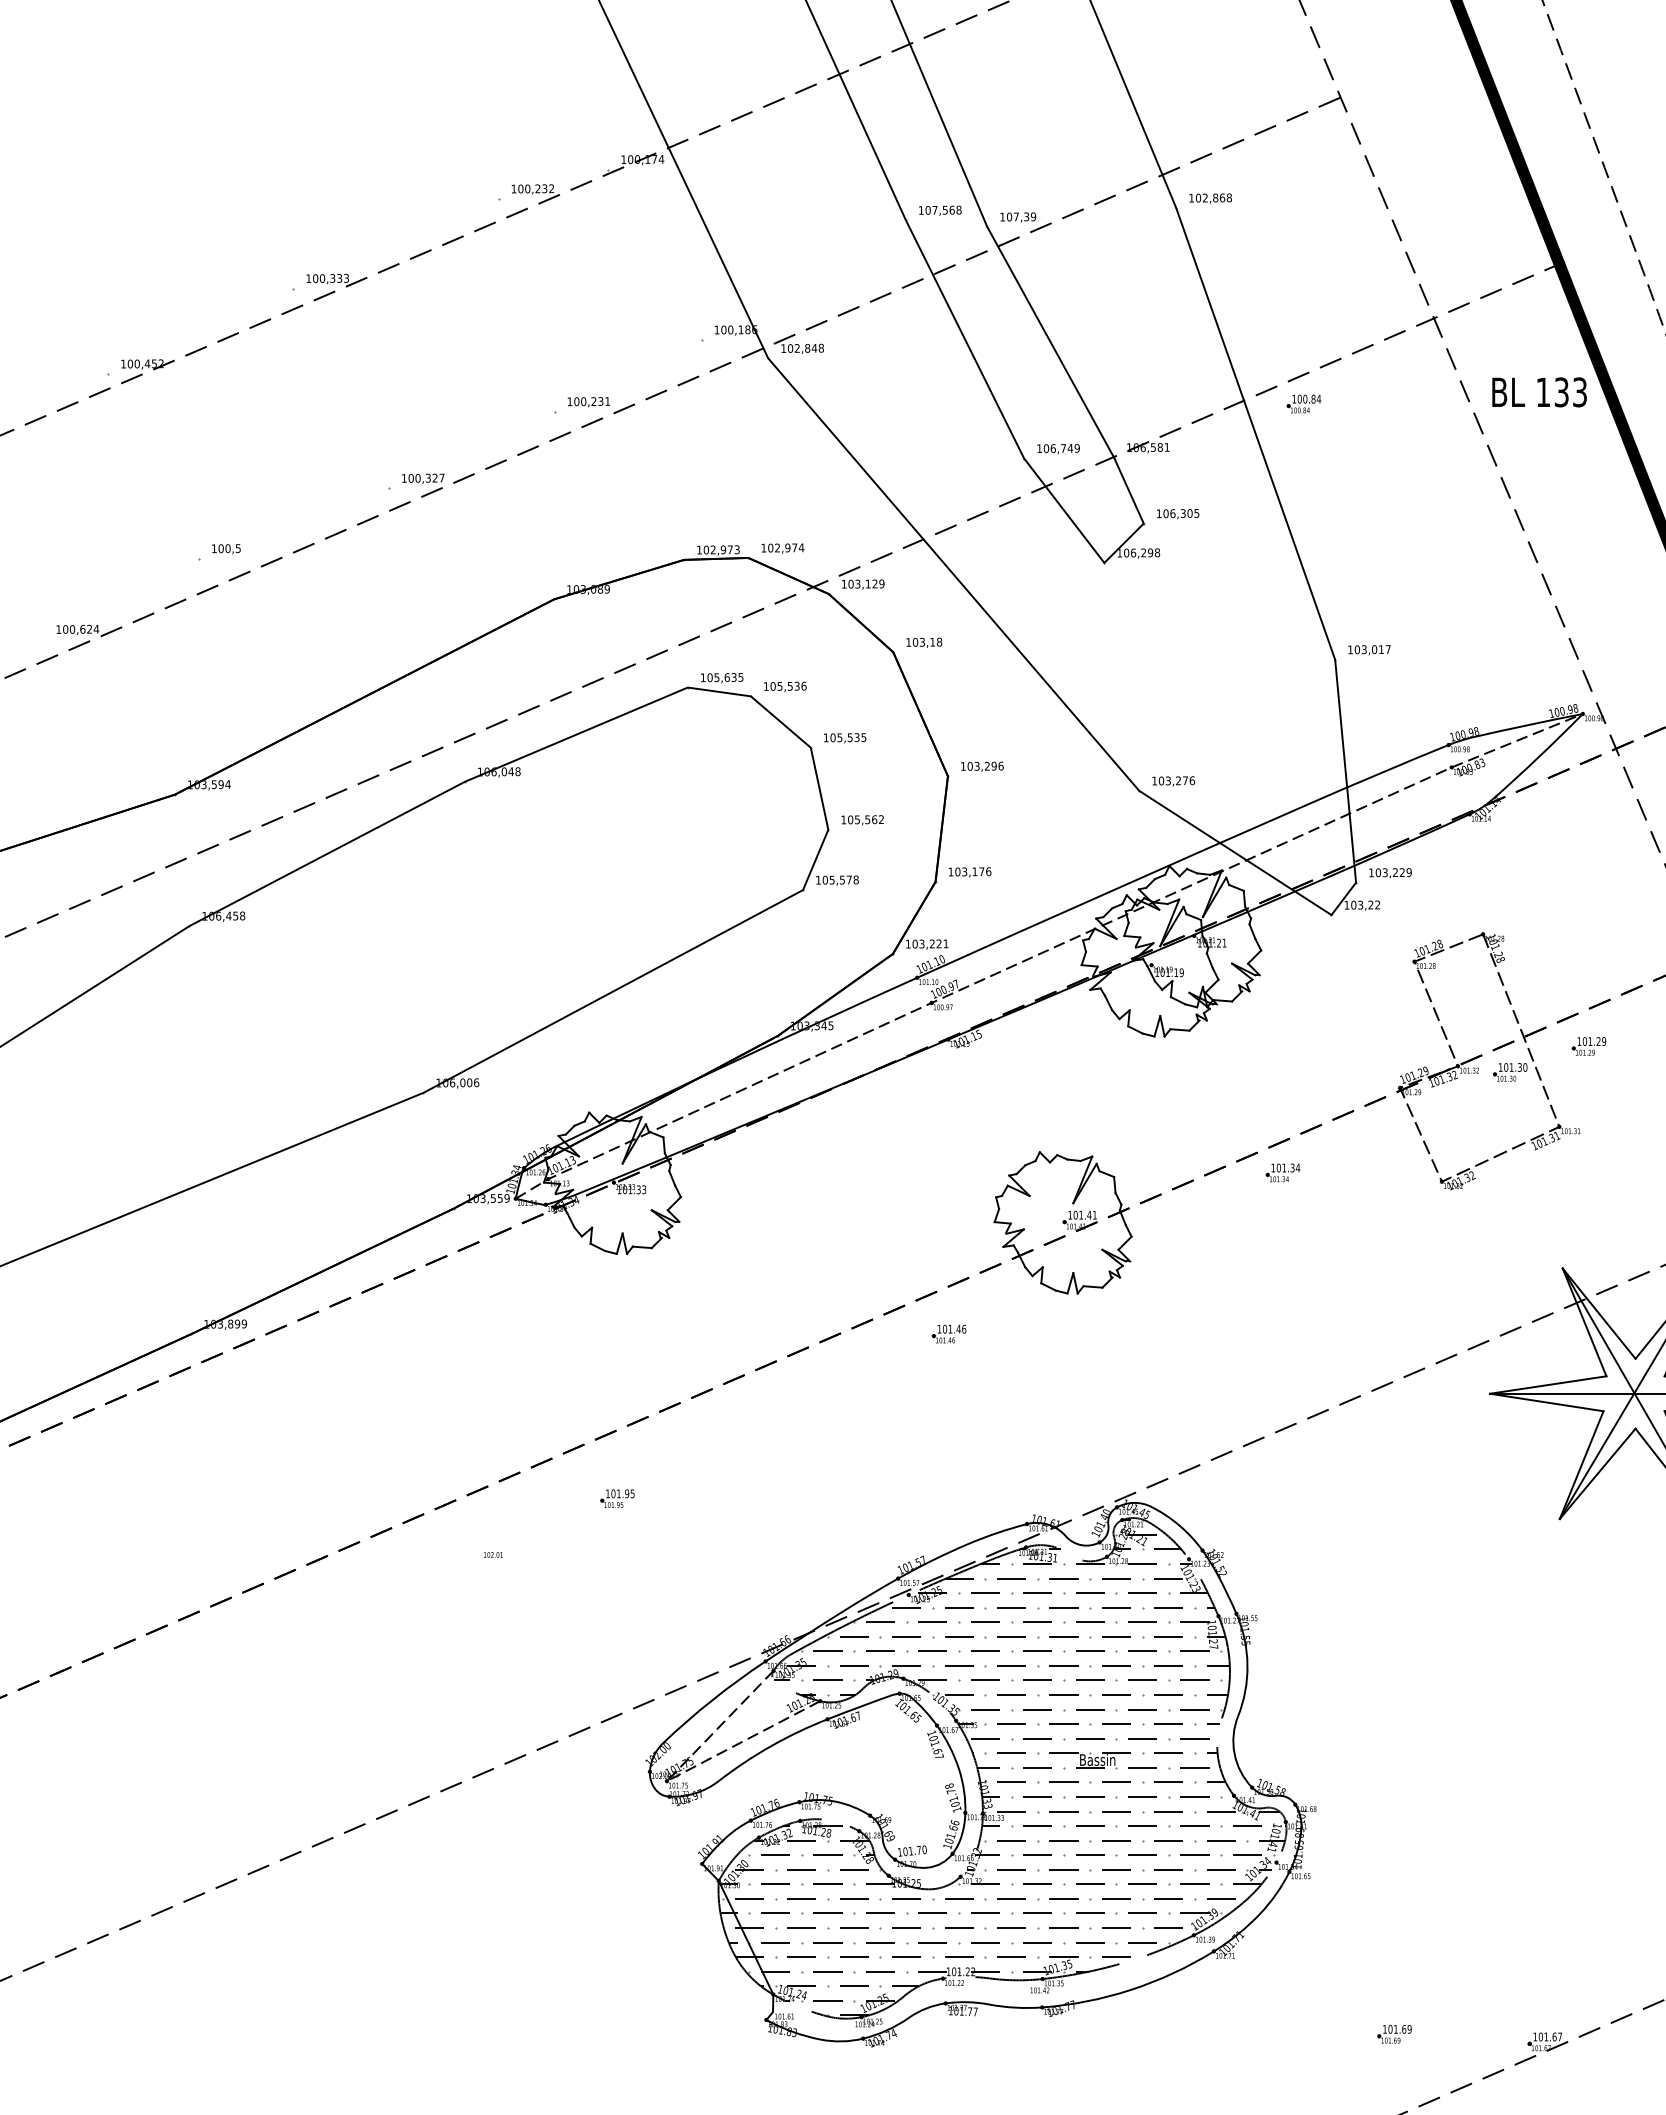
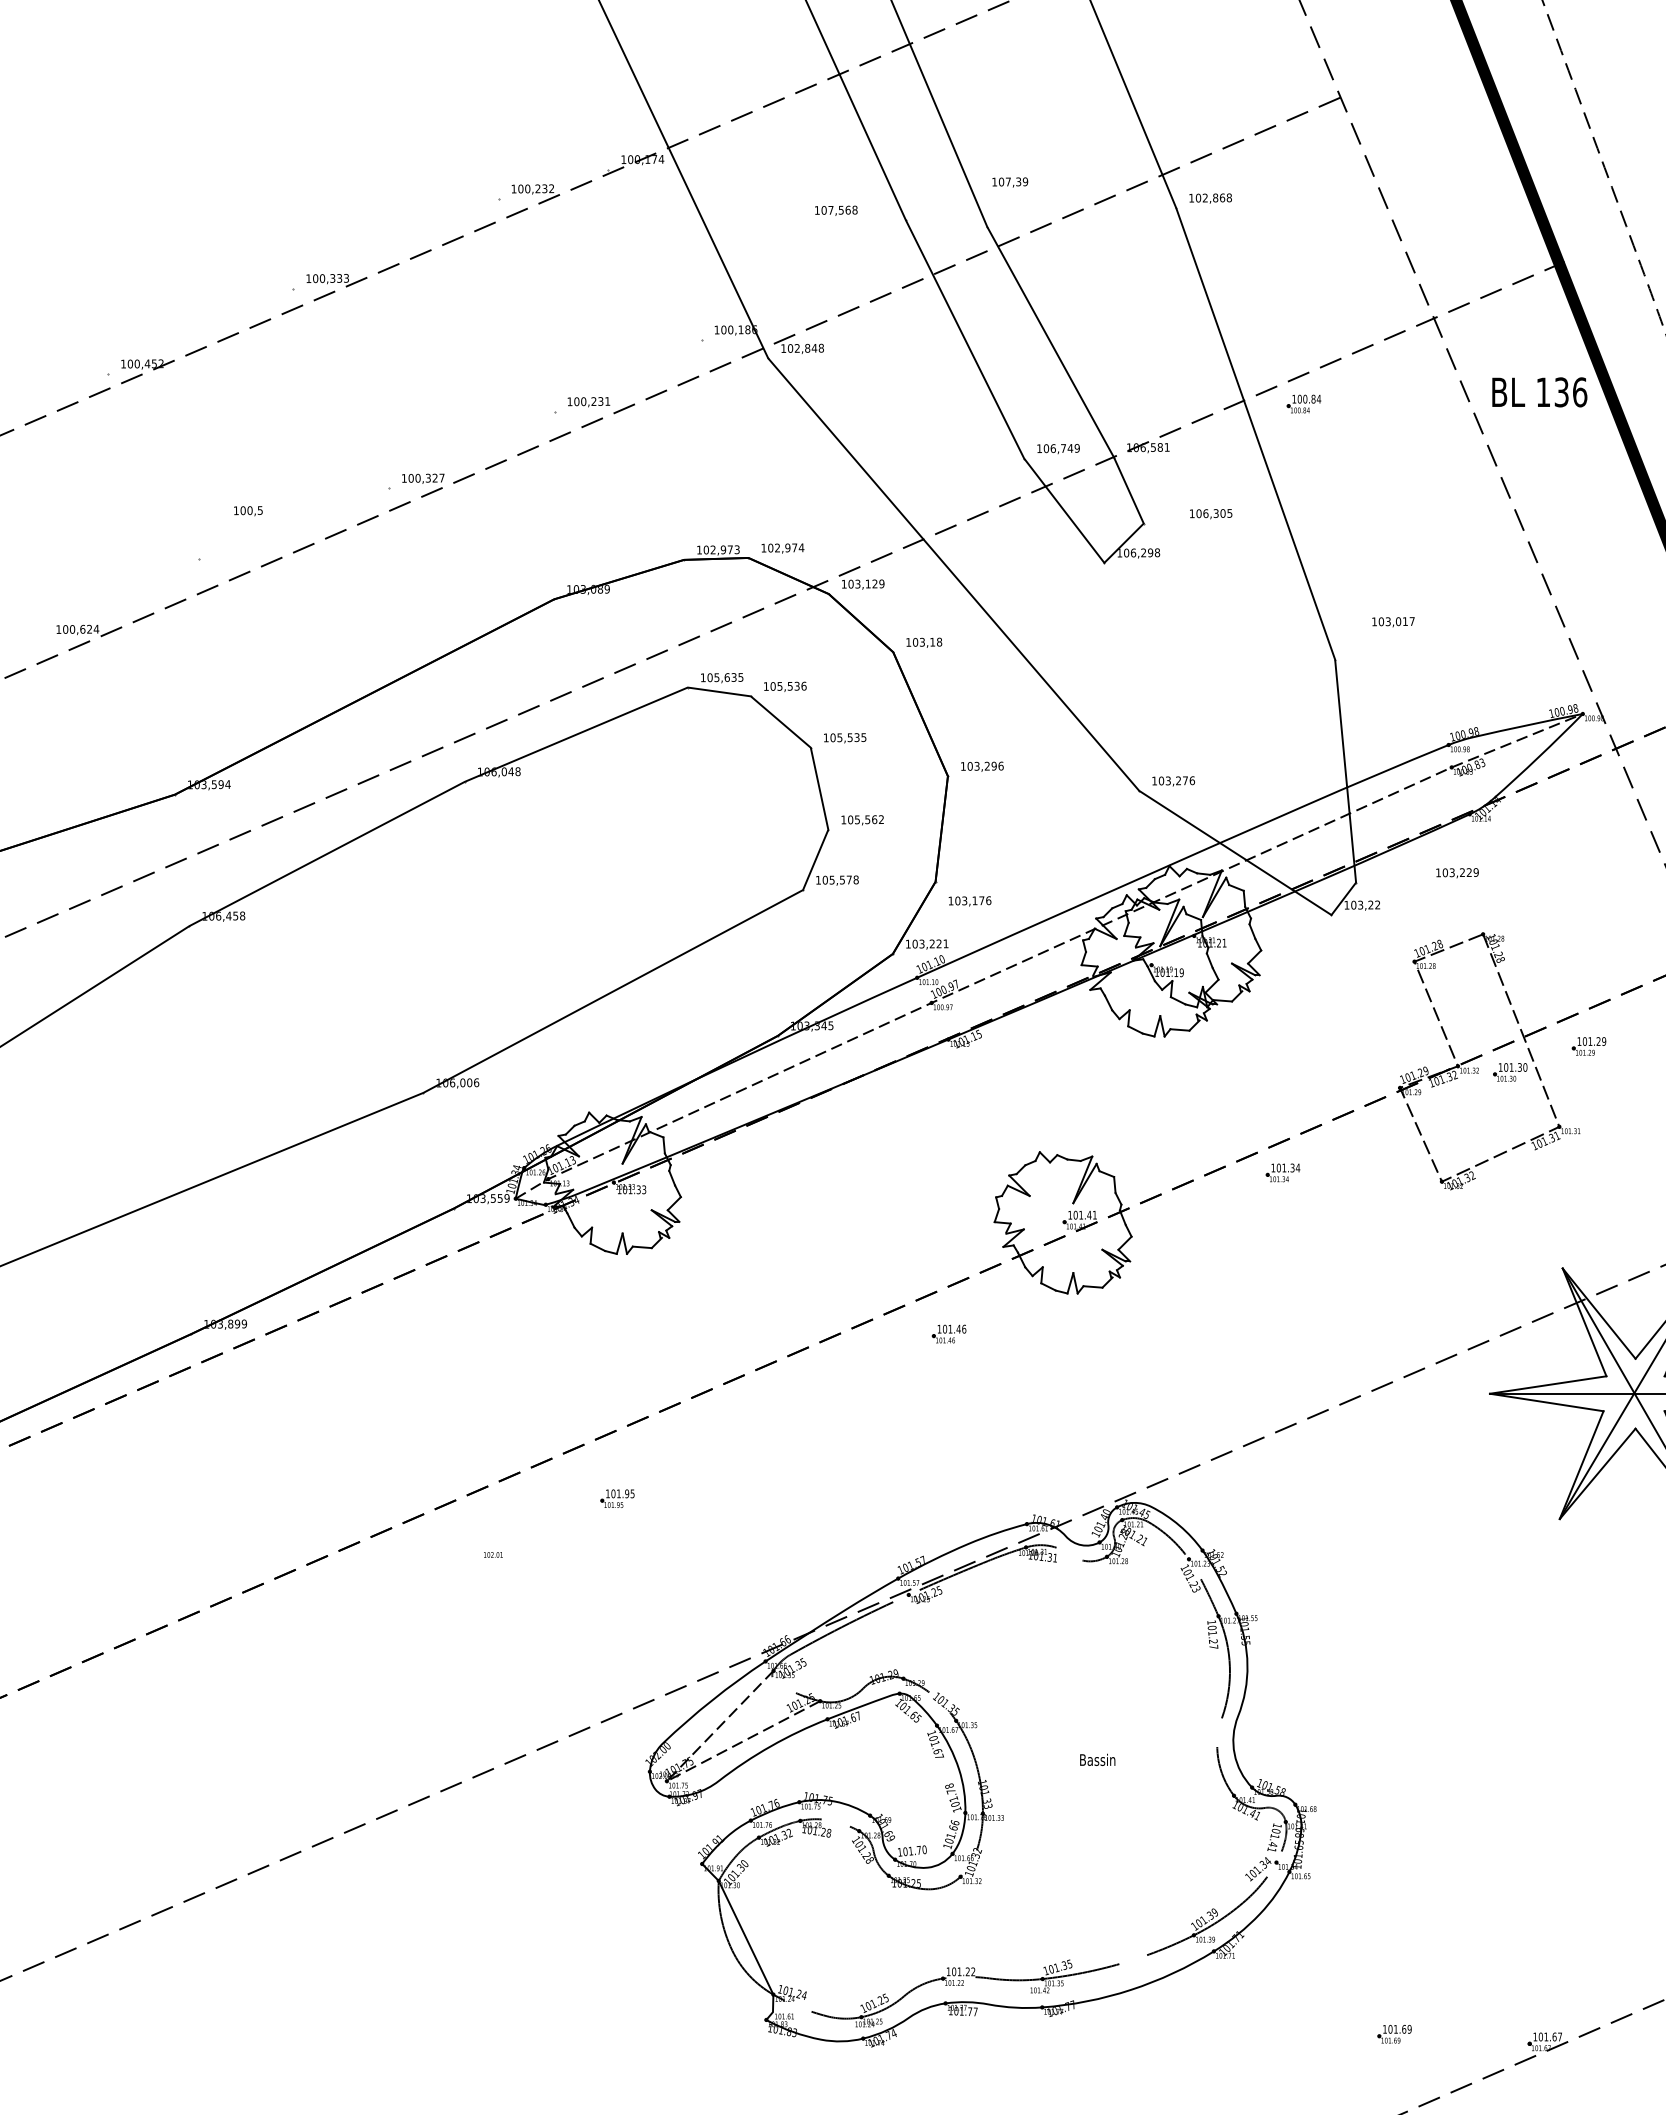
text position: (940, 210) -> (836, 210) (836, 210)
text position: (1018, 217) -> (1010, 182) (1010, 182)
text: 133 -> 136 (1580, 392)
text position: (1178, 514) -> (1211, 514) (1211, 514)
text position: (226, 549) -> (248, 511) (248, 511)
text position: (1369, 650) -> (1393, 622) (1393, 622)
text position: (969, 872) -> (969, 901) (969, 901)
text position: (1390, 873) -> (1457, 873) (1457, 873)
hatch: present -> none (1002, 1767)
